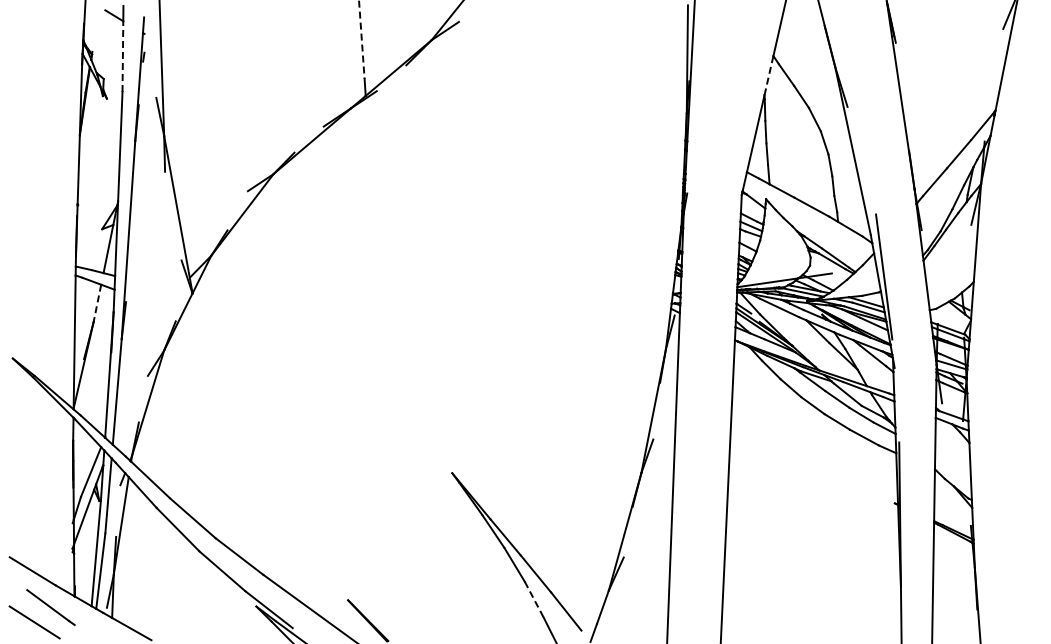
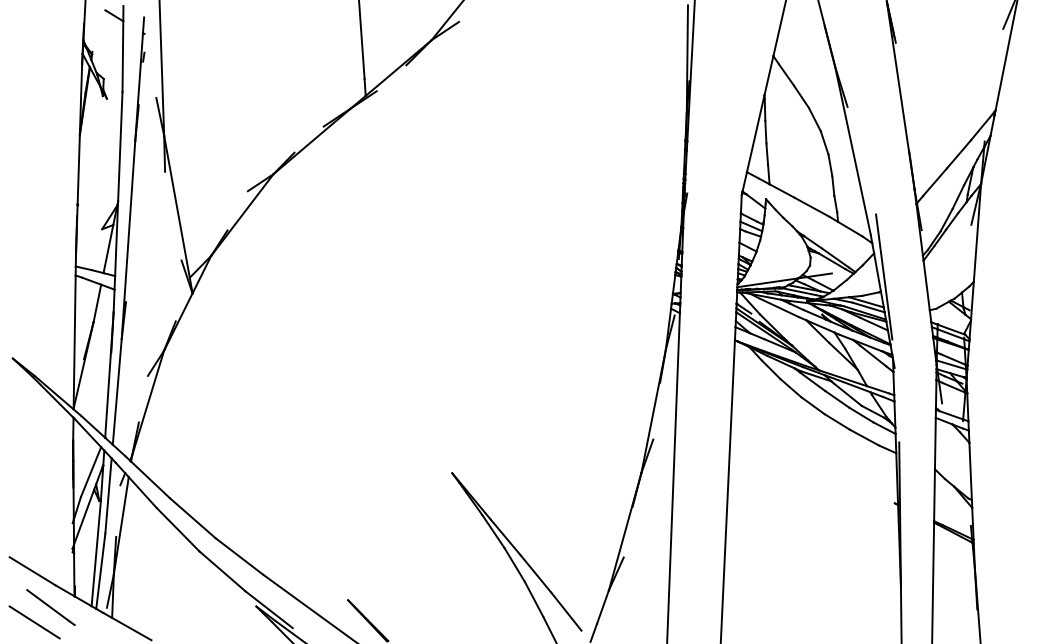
line: dashed -> solid (361, 40)
line: dashed -> solid (122, 56)
line: dashed -> solid (769, 75)
line: dashed -> solid (97, 303)
line: dashed -> solid (534, 599)
